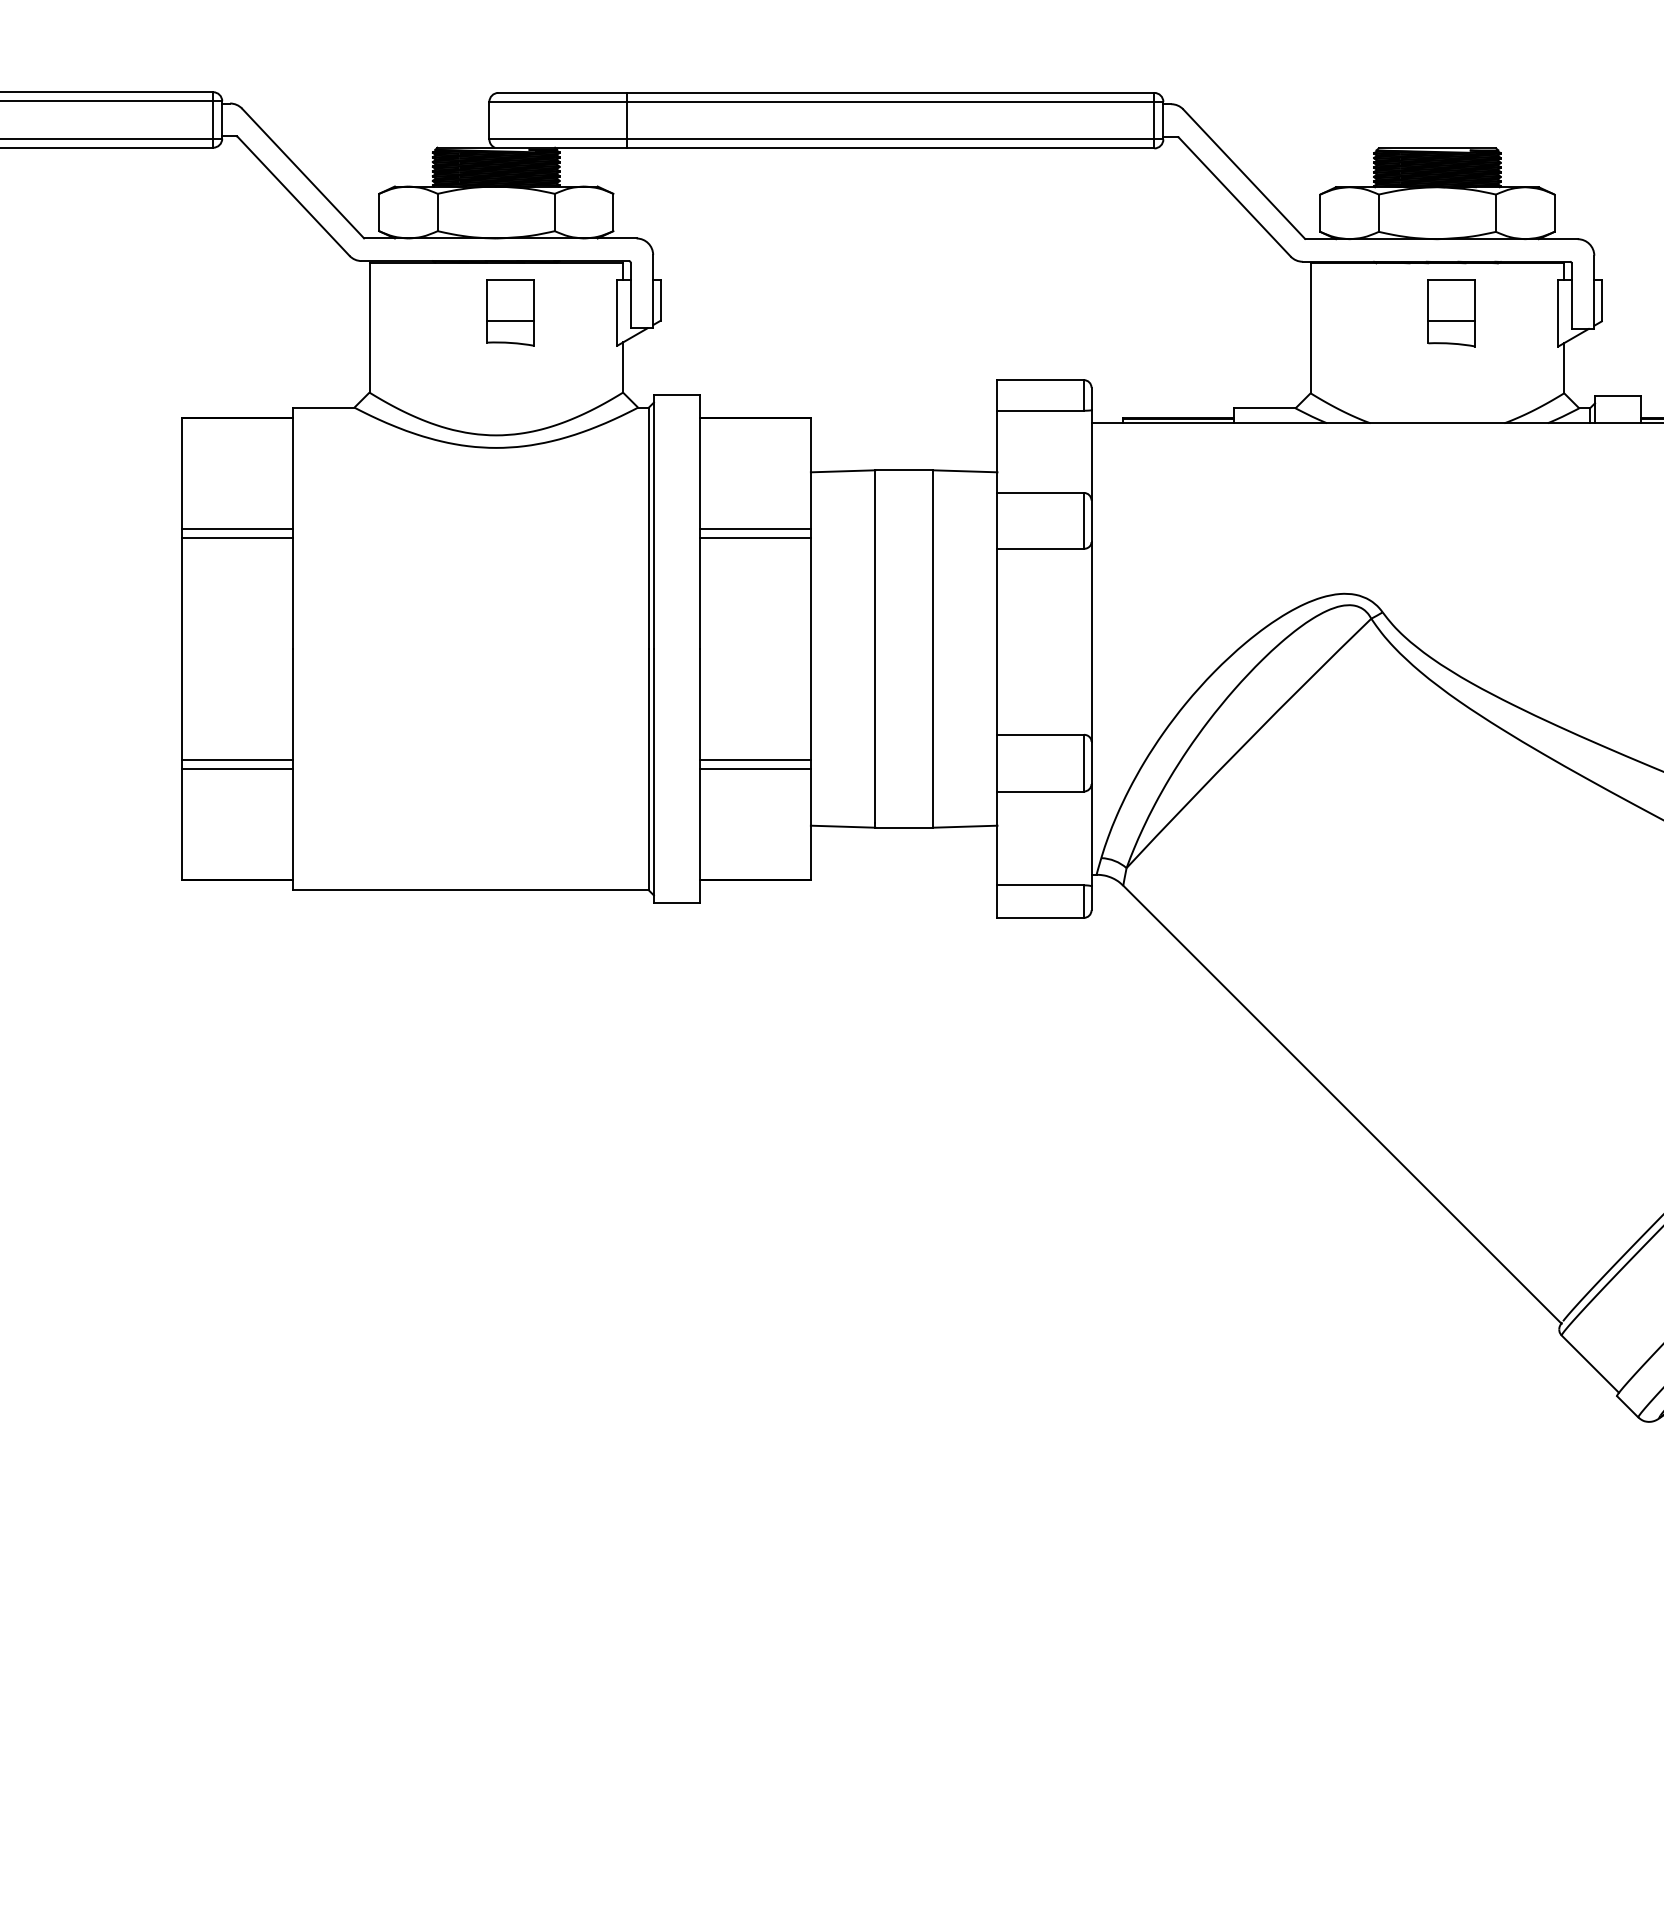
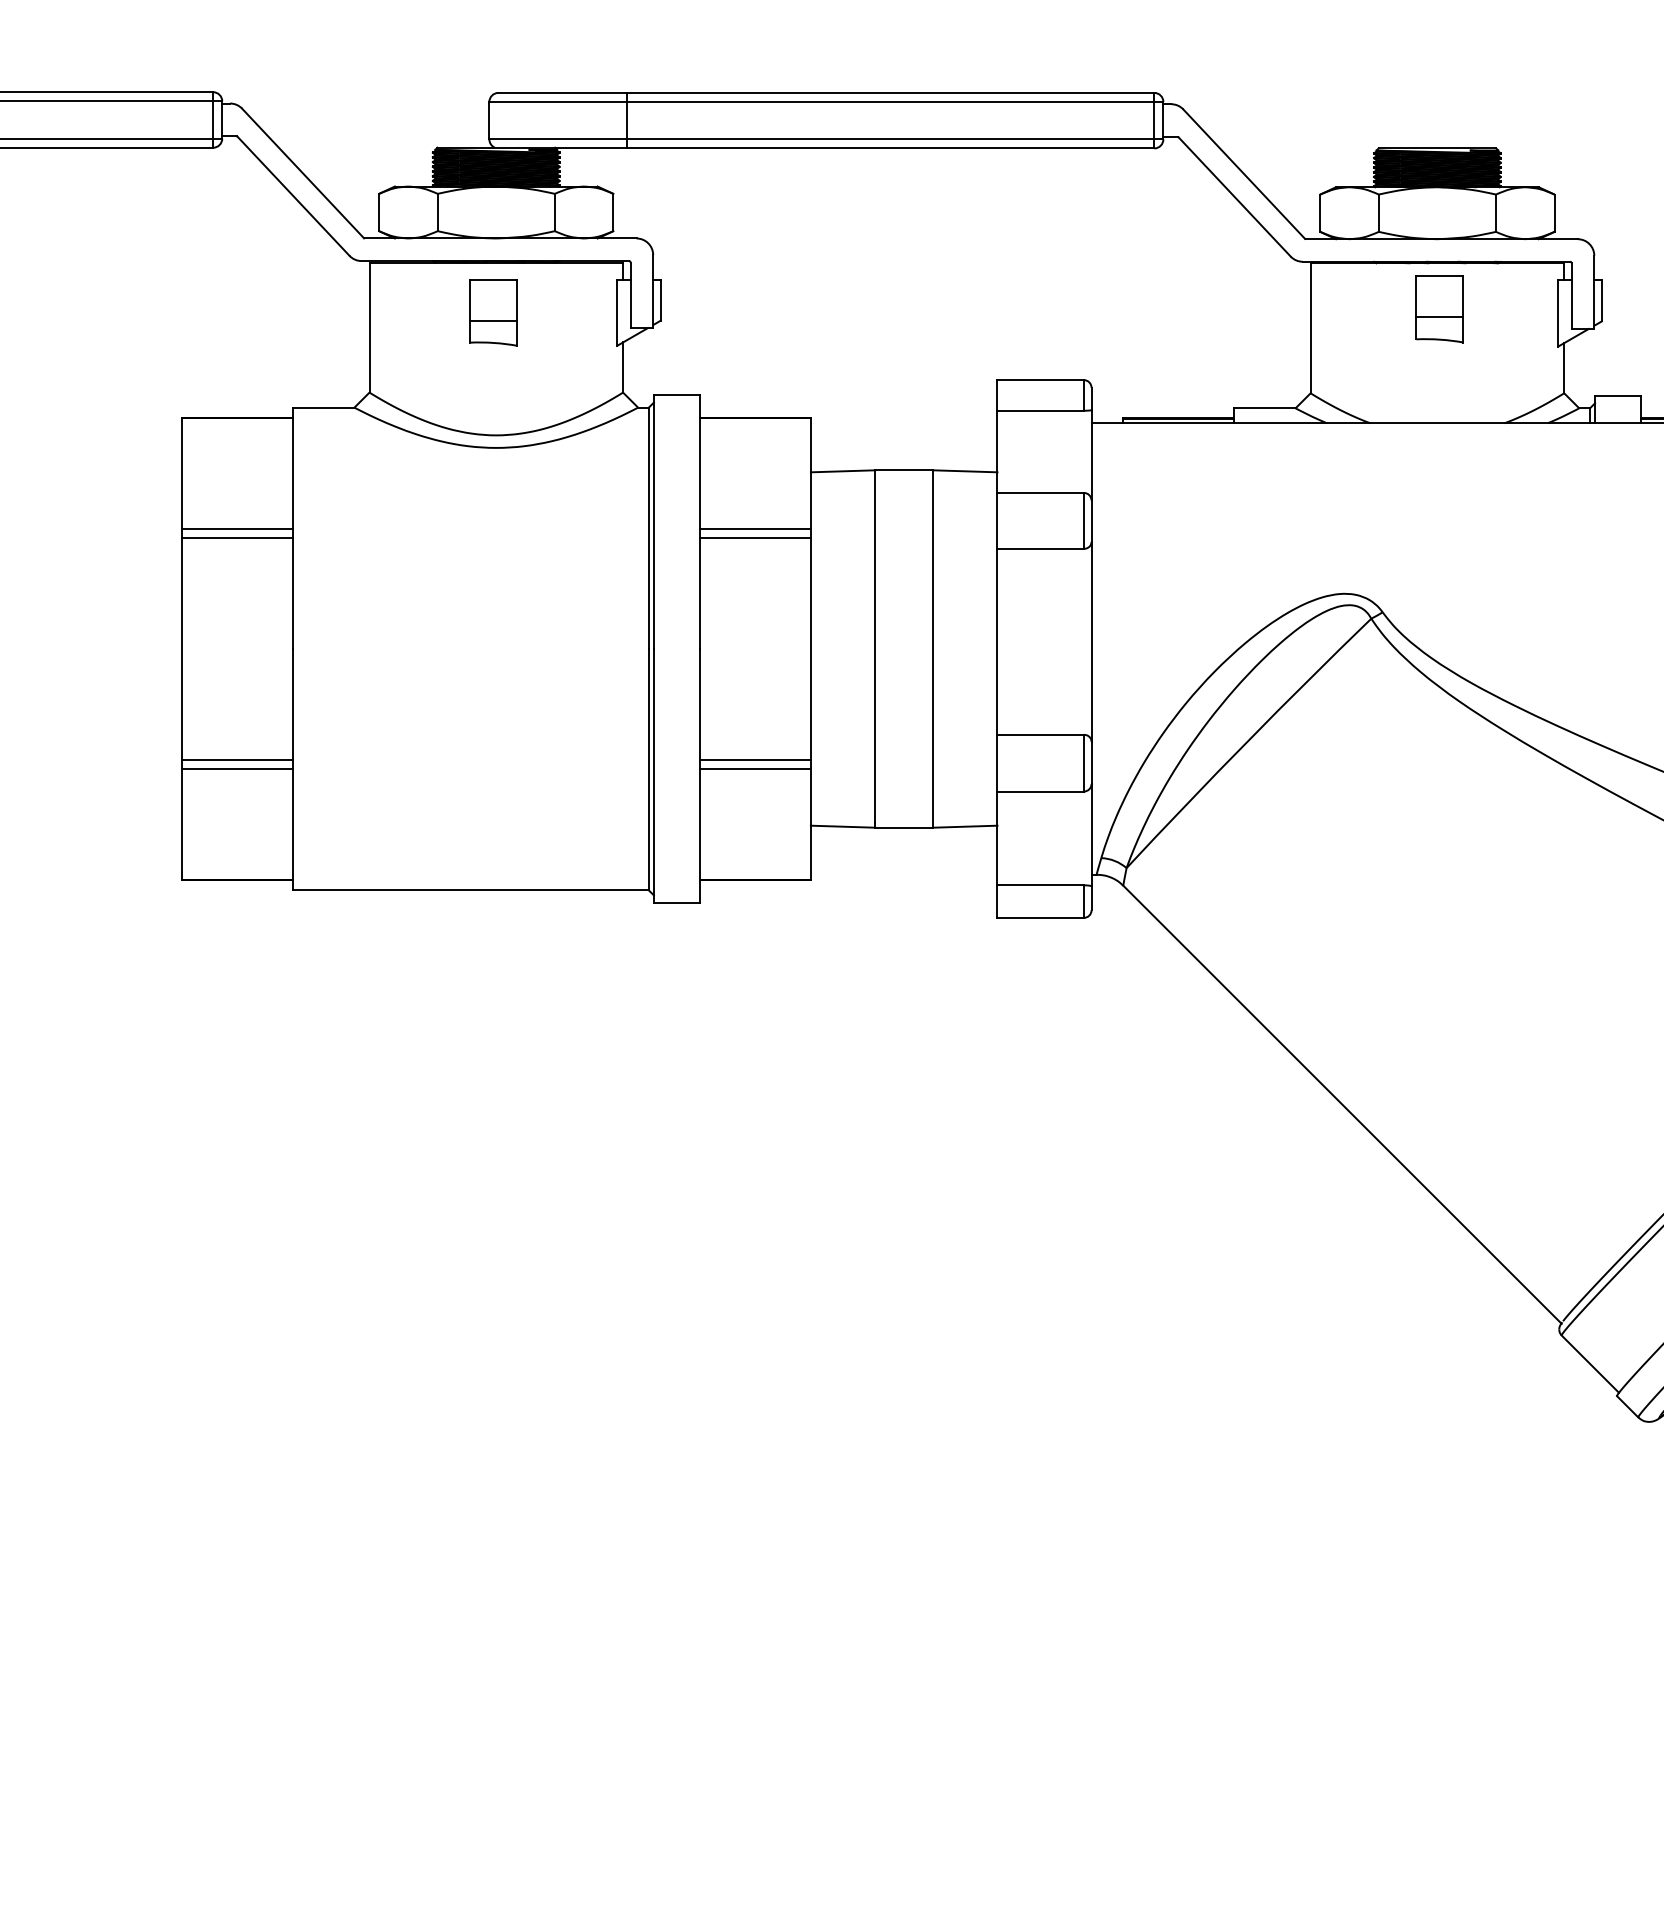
part position: (510, 312) -> (493, 312) (493, 312)
part position: (1451, 313) -> (1439, 309) (1439, 309)
